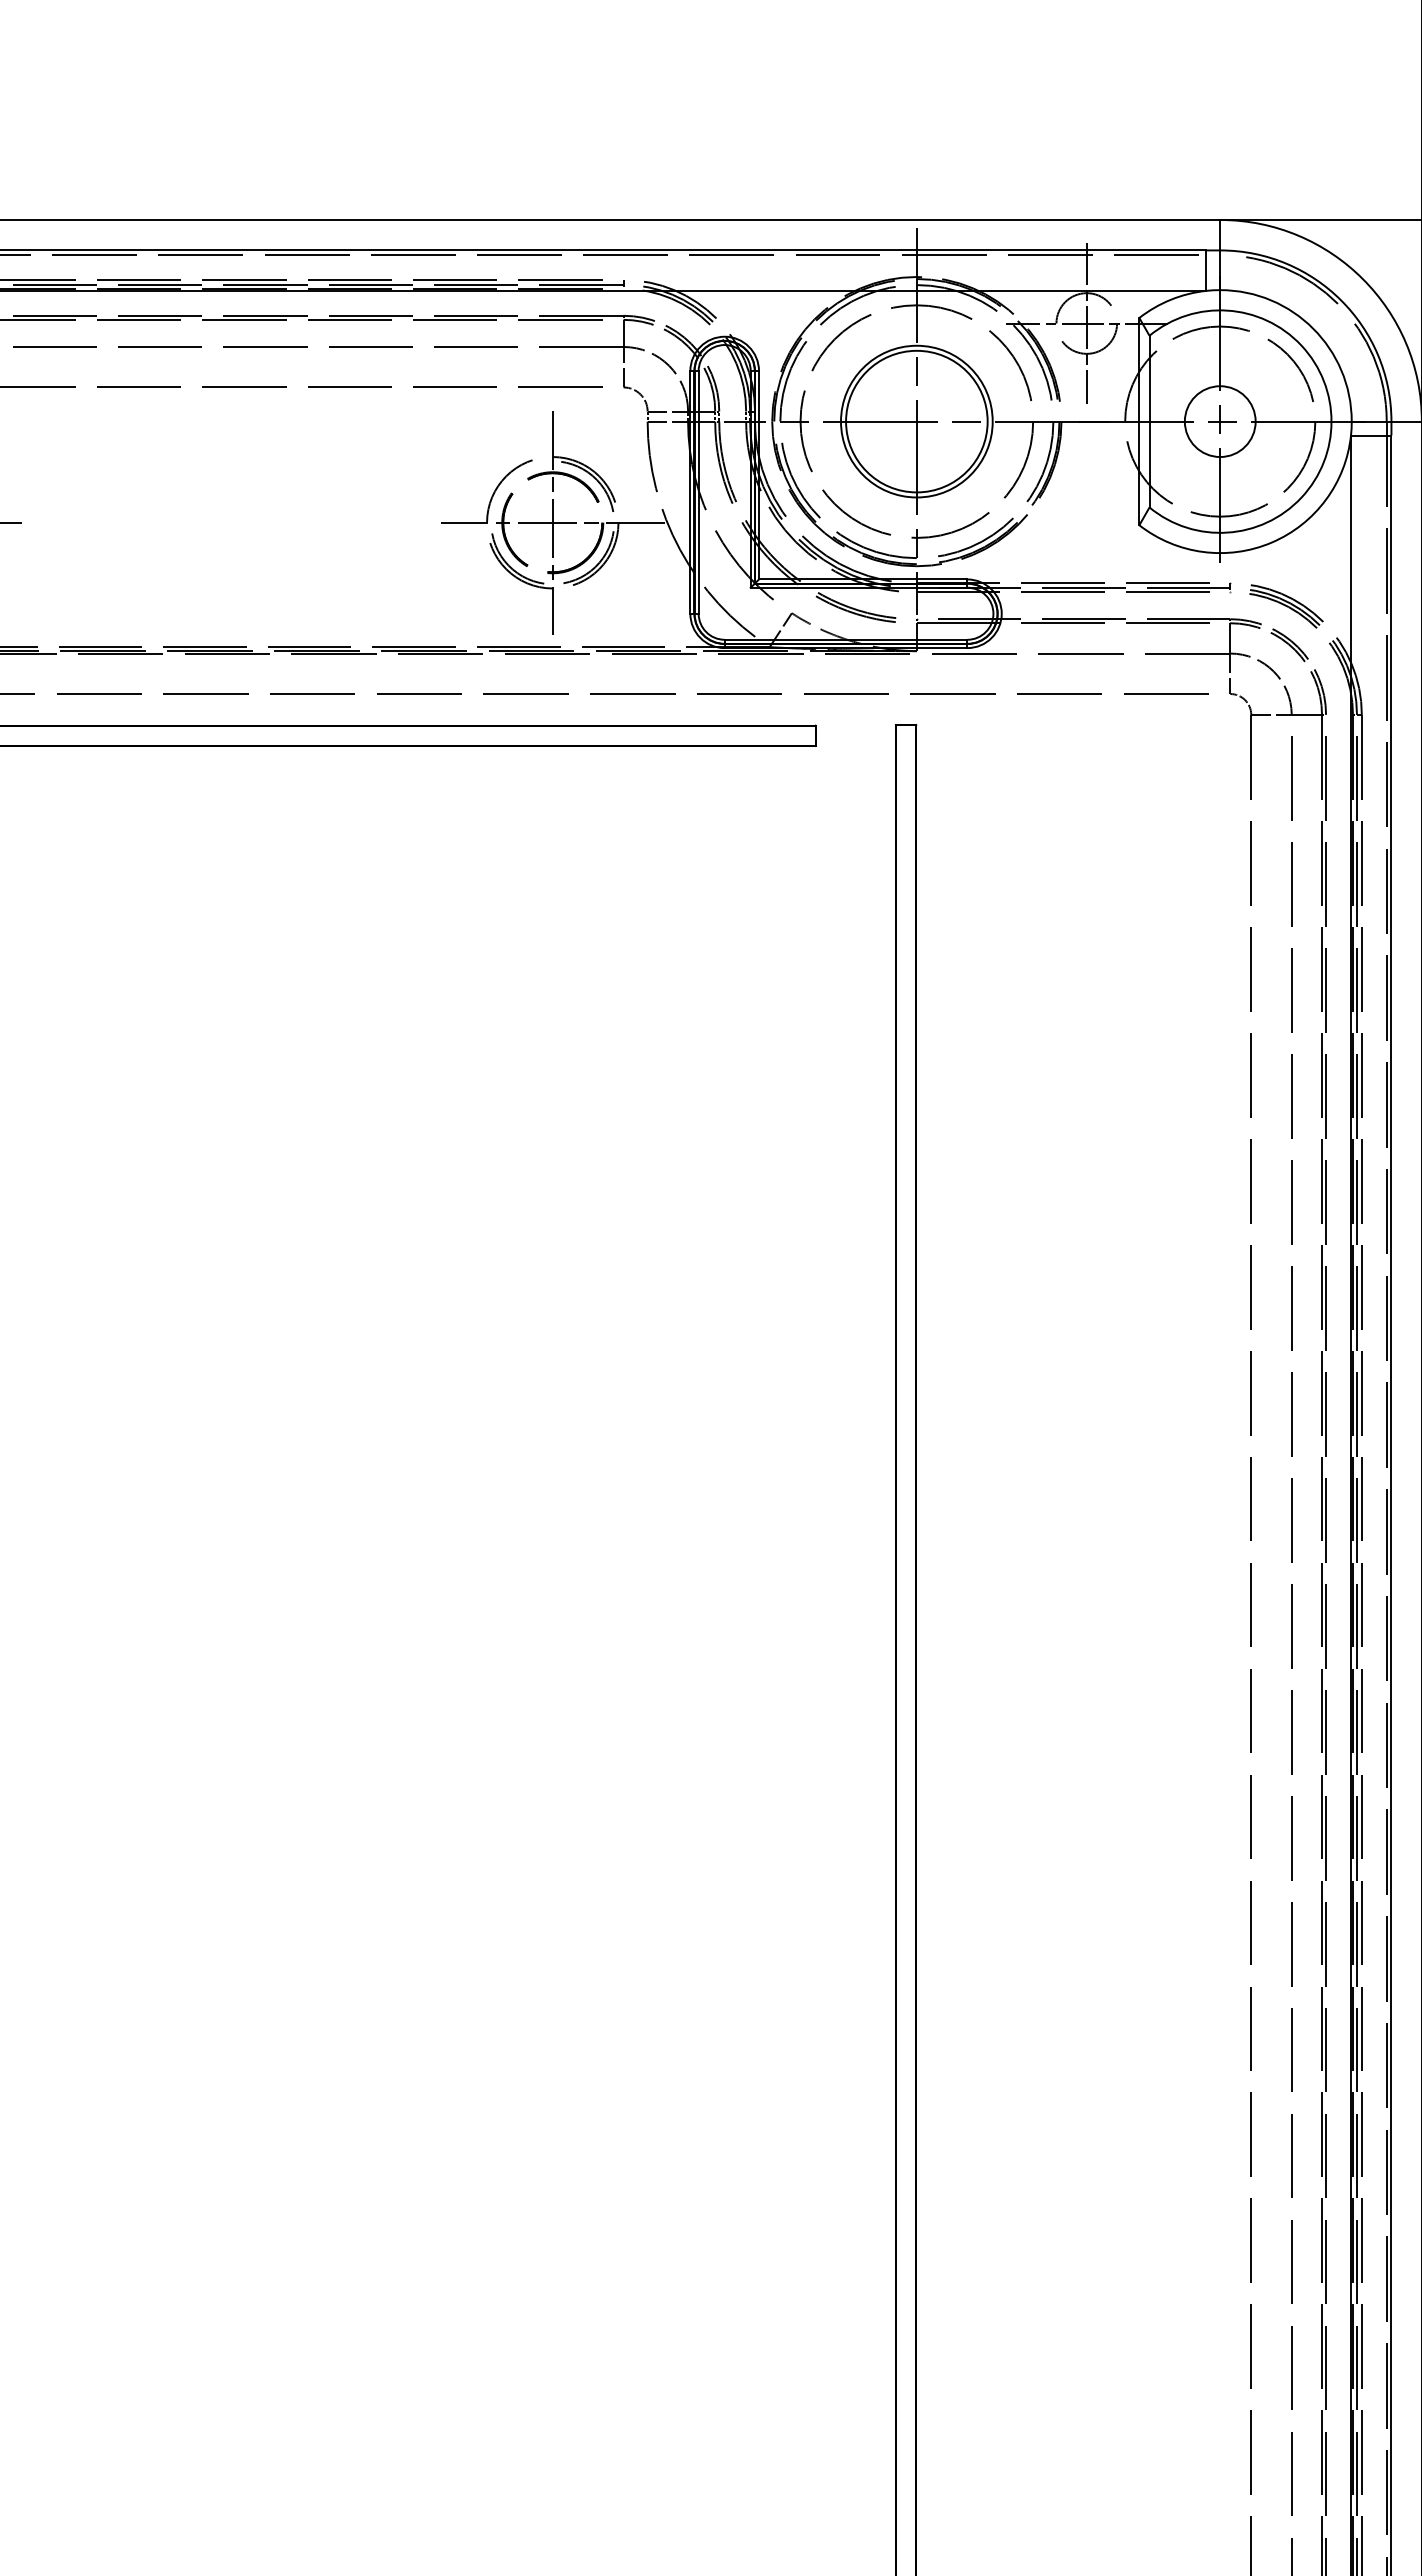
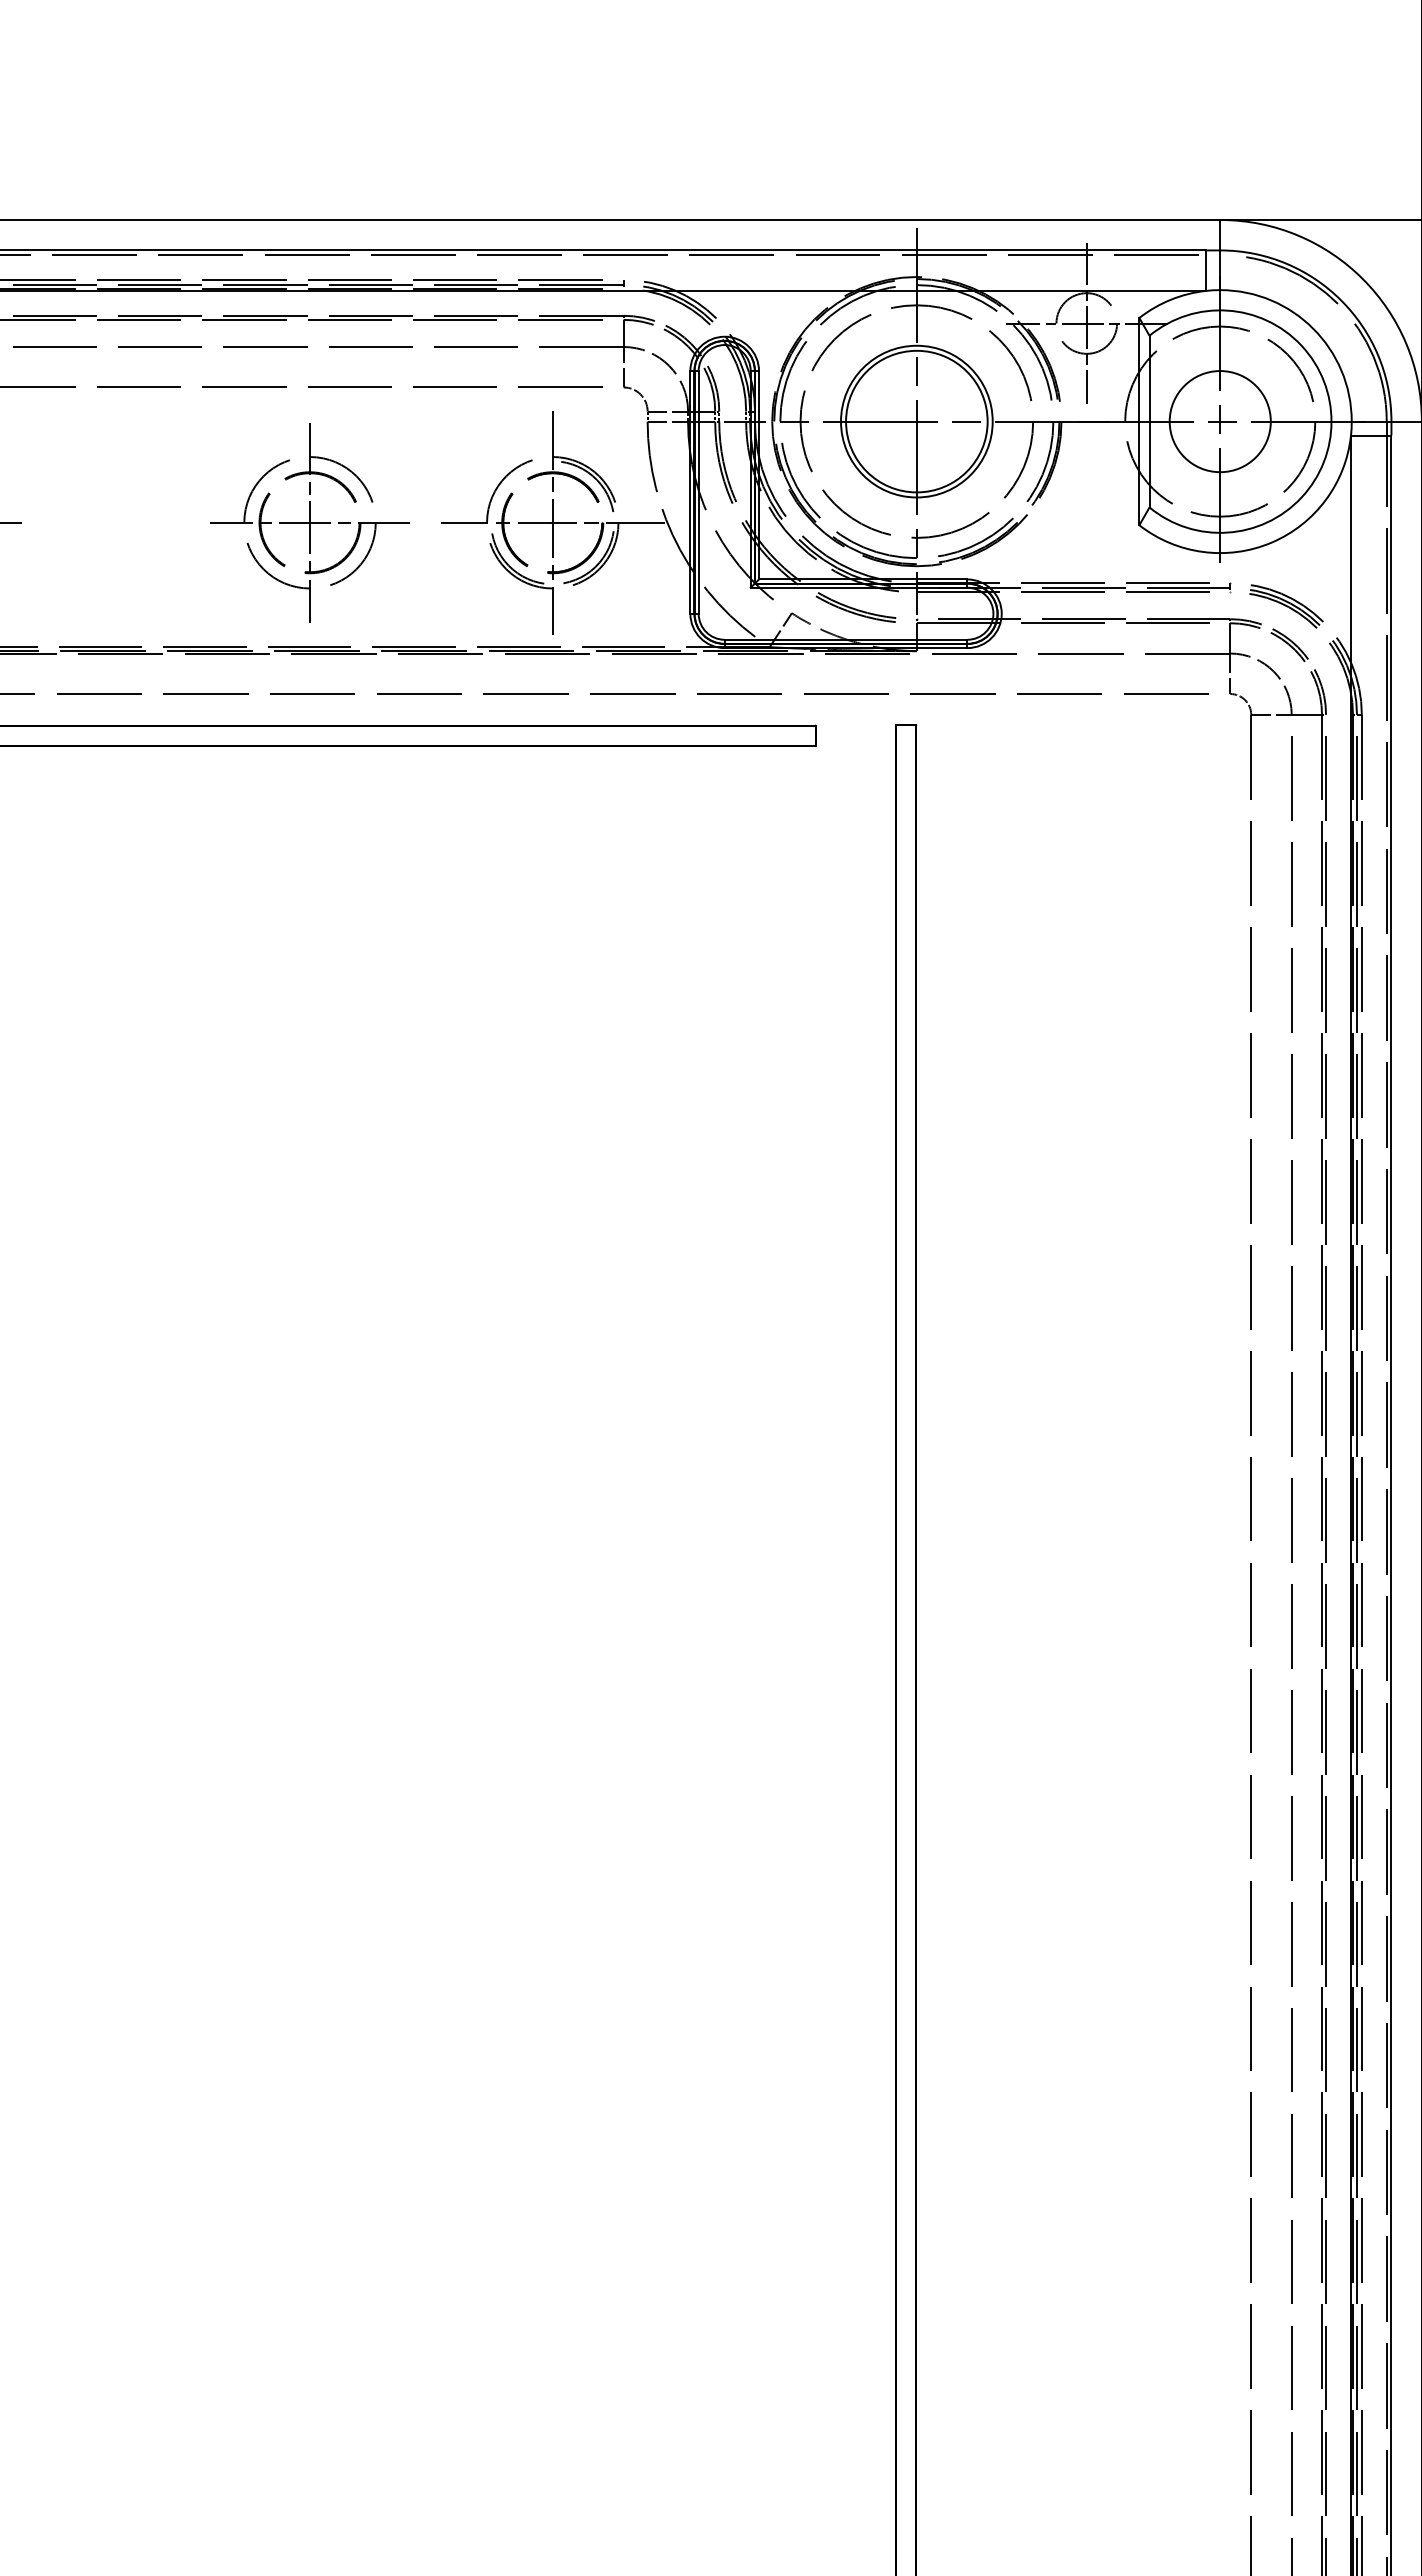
circle diameter: 71 px -> 101 px (1219, 421)
part: none -> present (309, 522)
